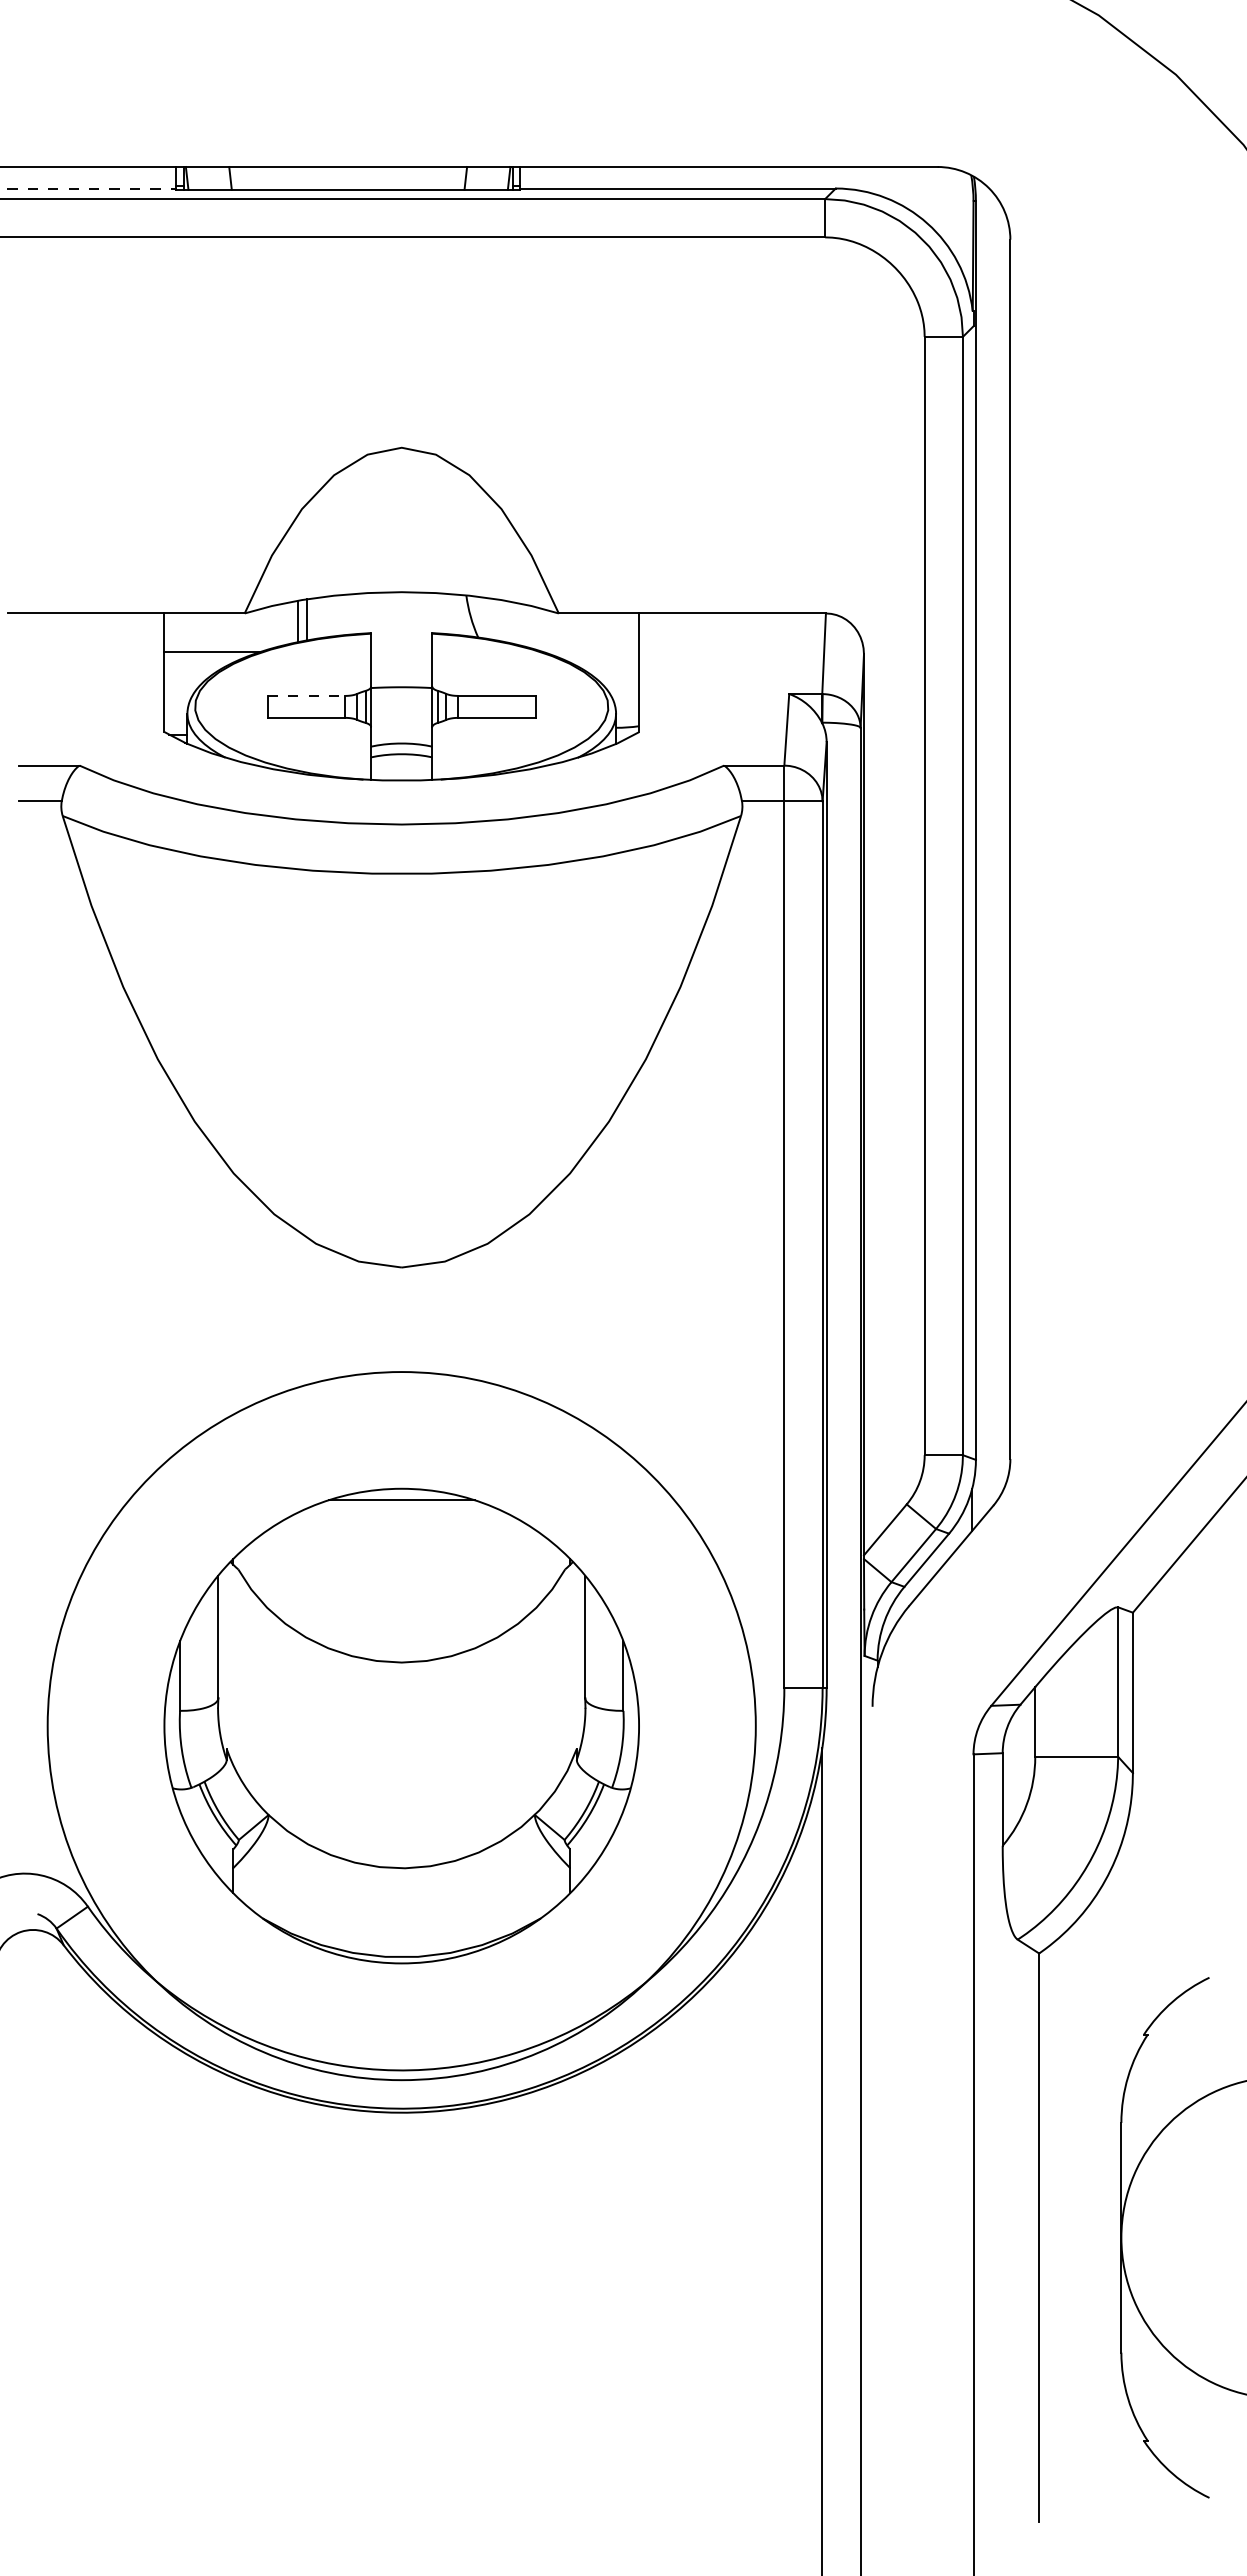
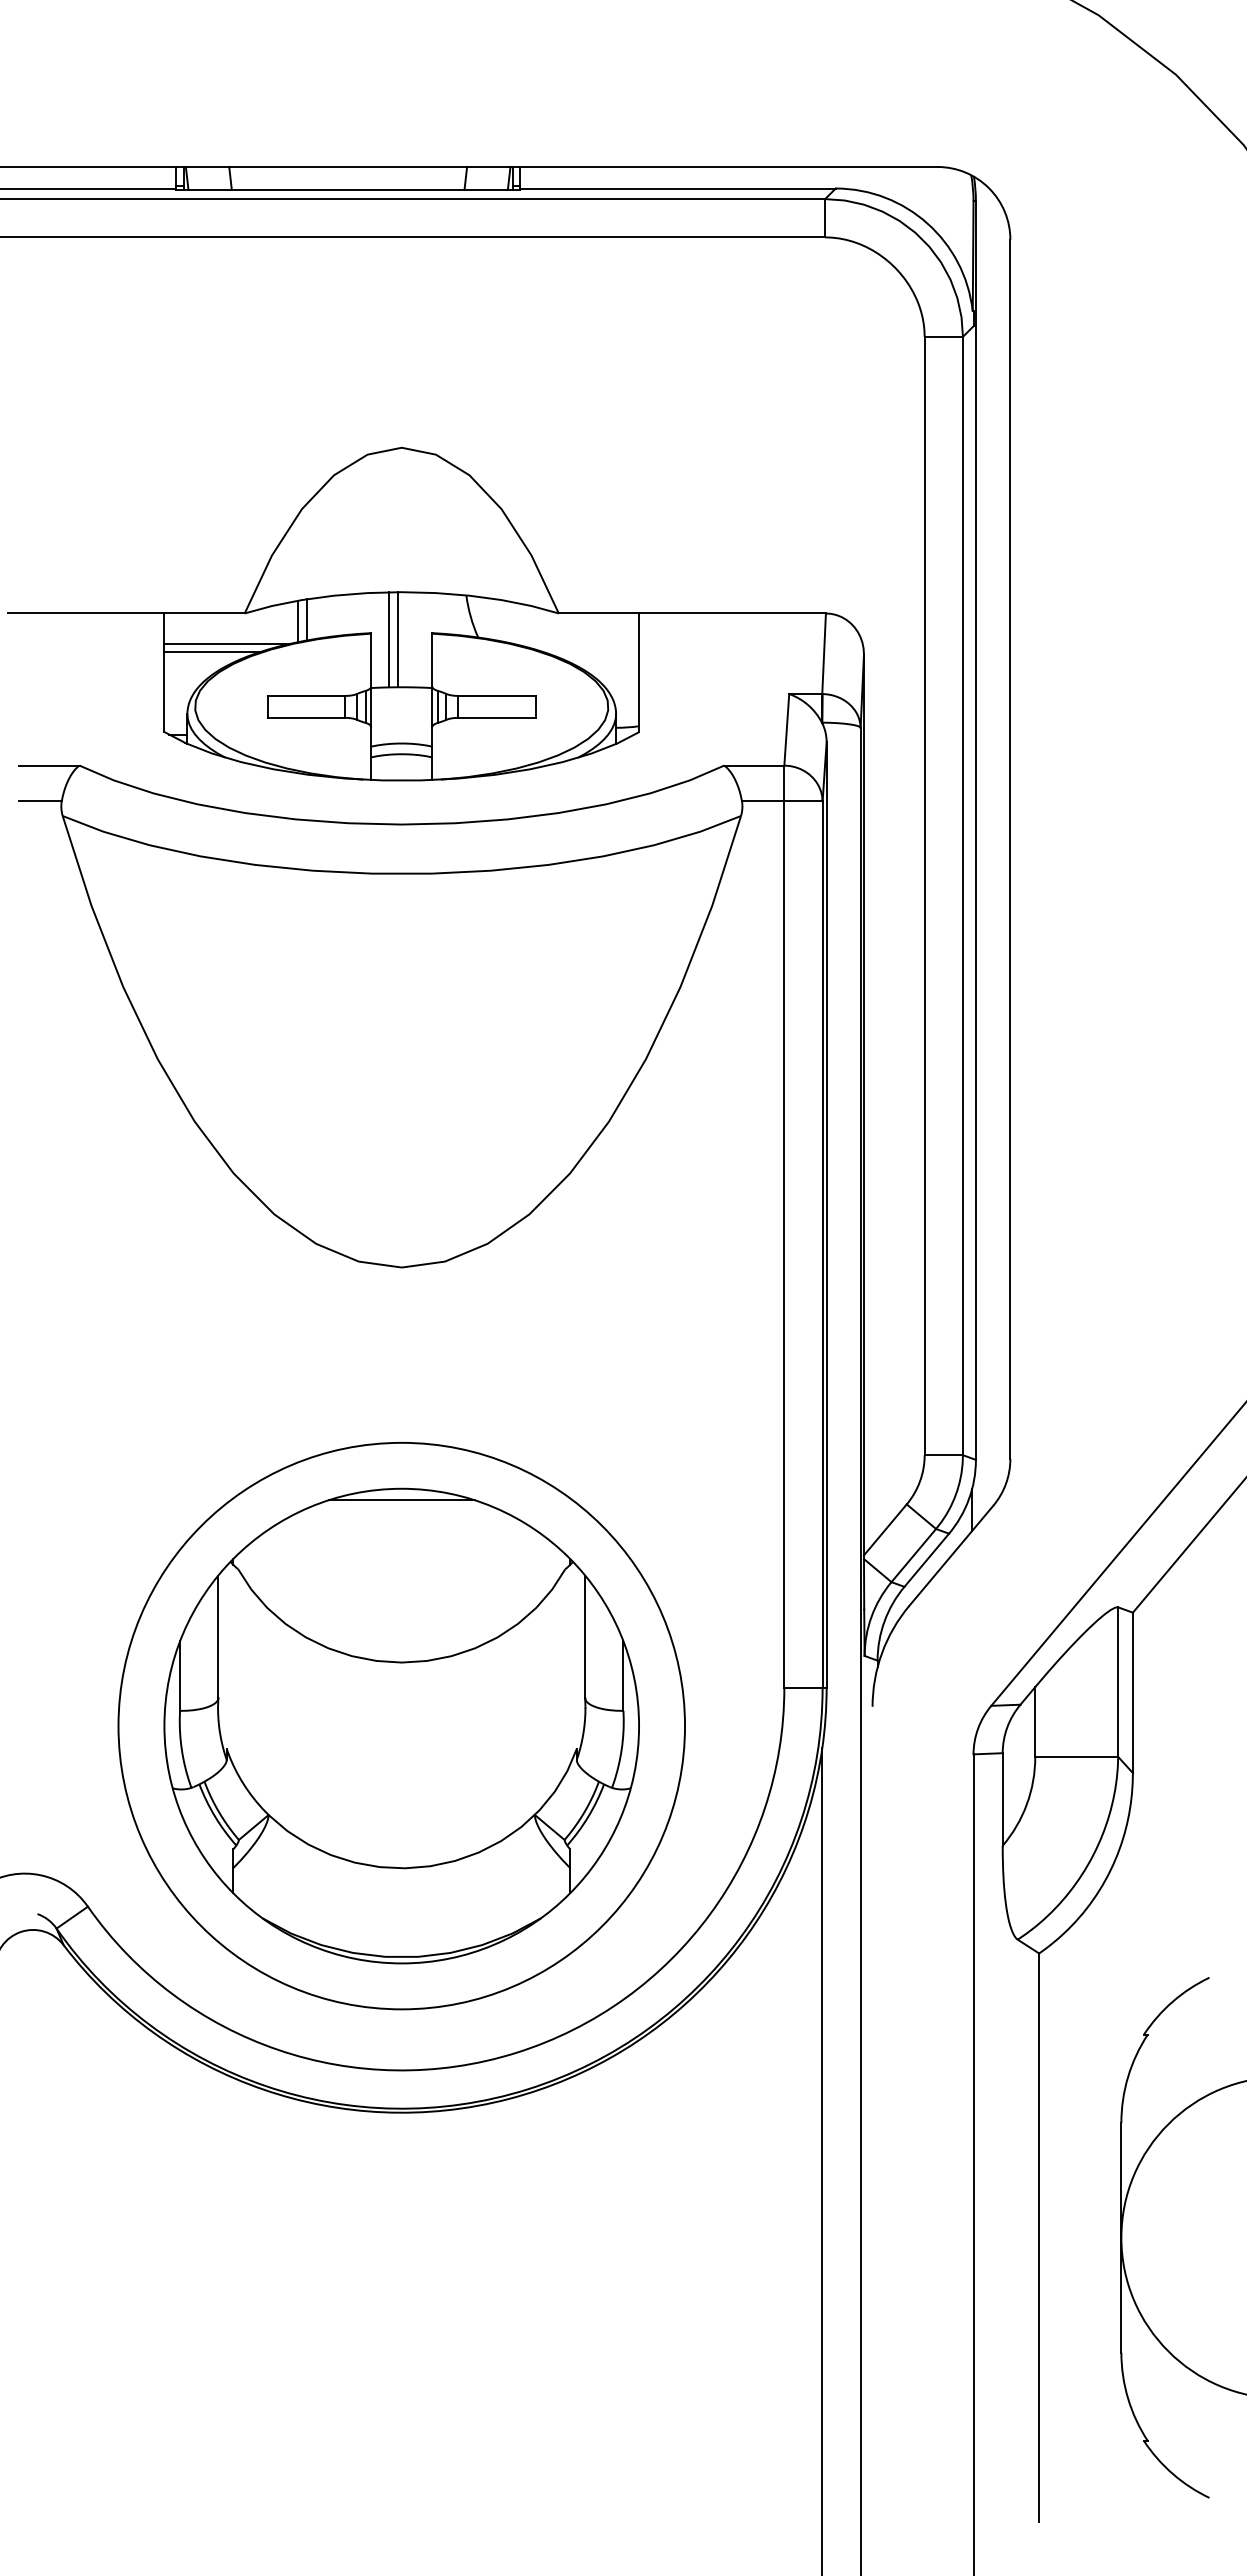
line: dashed -> solid (88, 188)
line: none -> present (389, 639)
line: none -> present (397, 639)
line: none -> present (227, 643)
line: dashed -> solid (306, 695)
circle diameter: 708 px -> 567 px (401, 1725)
